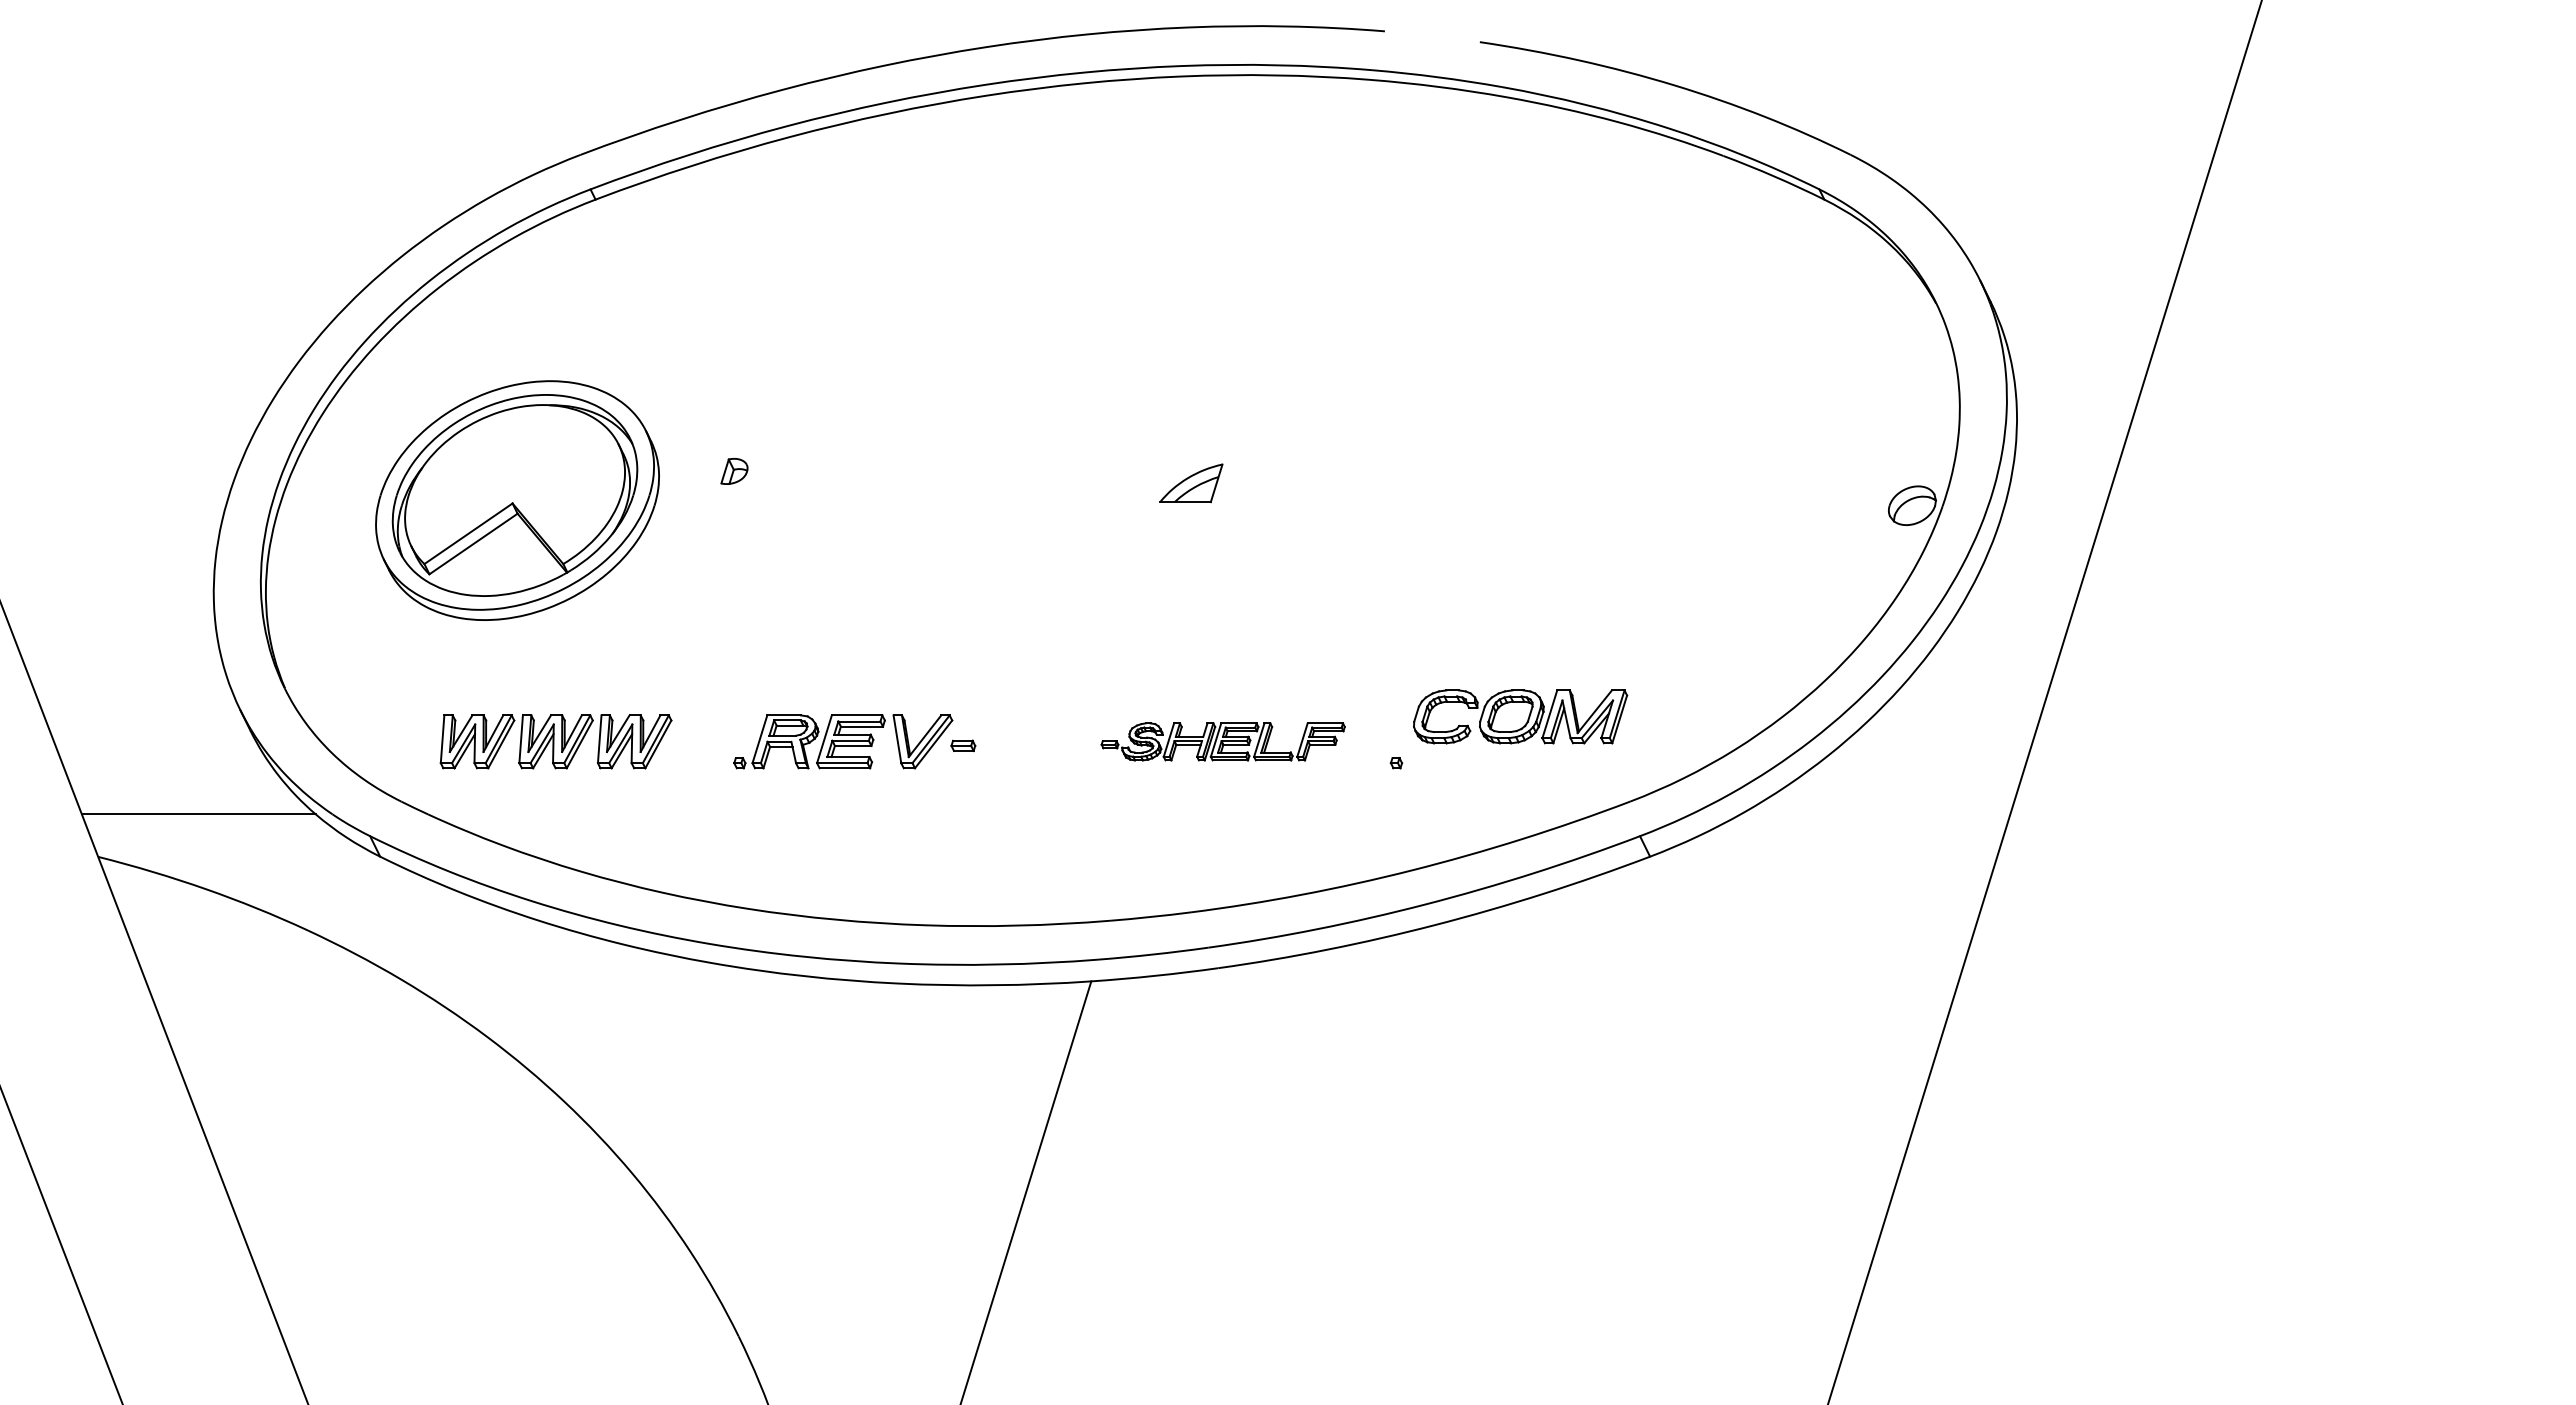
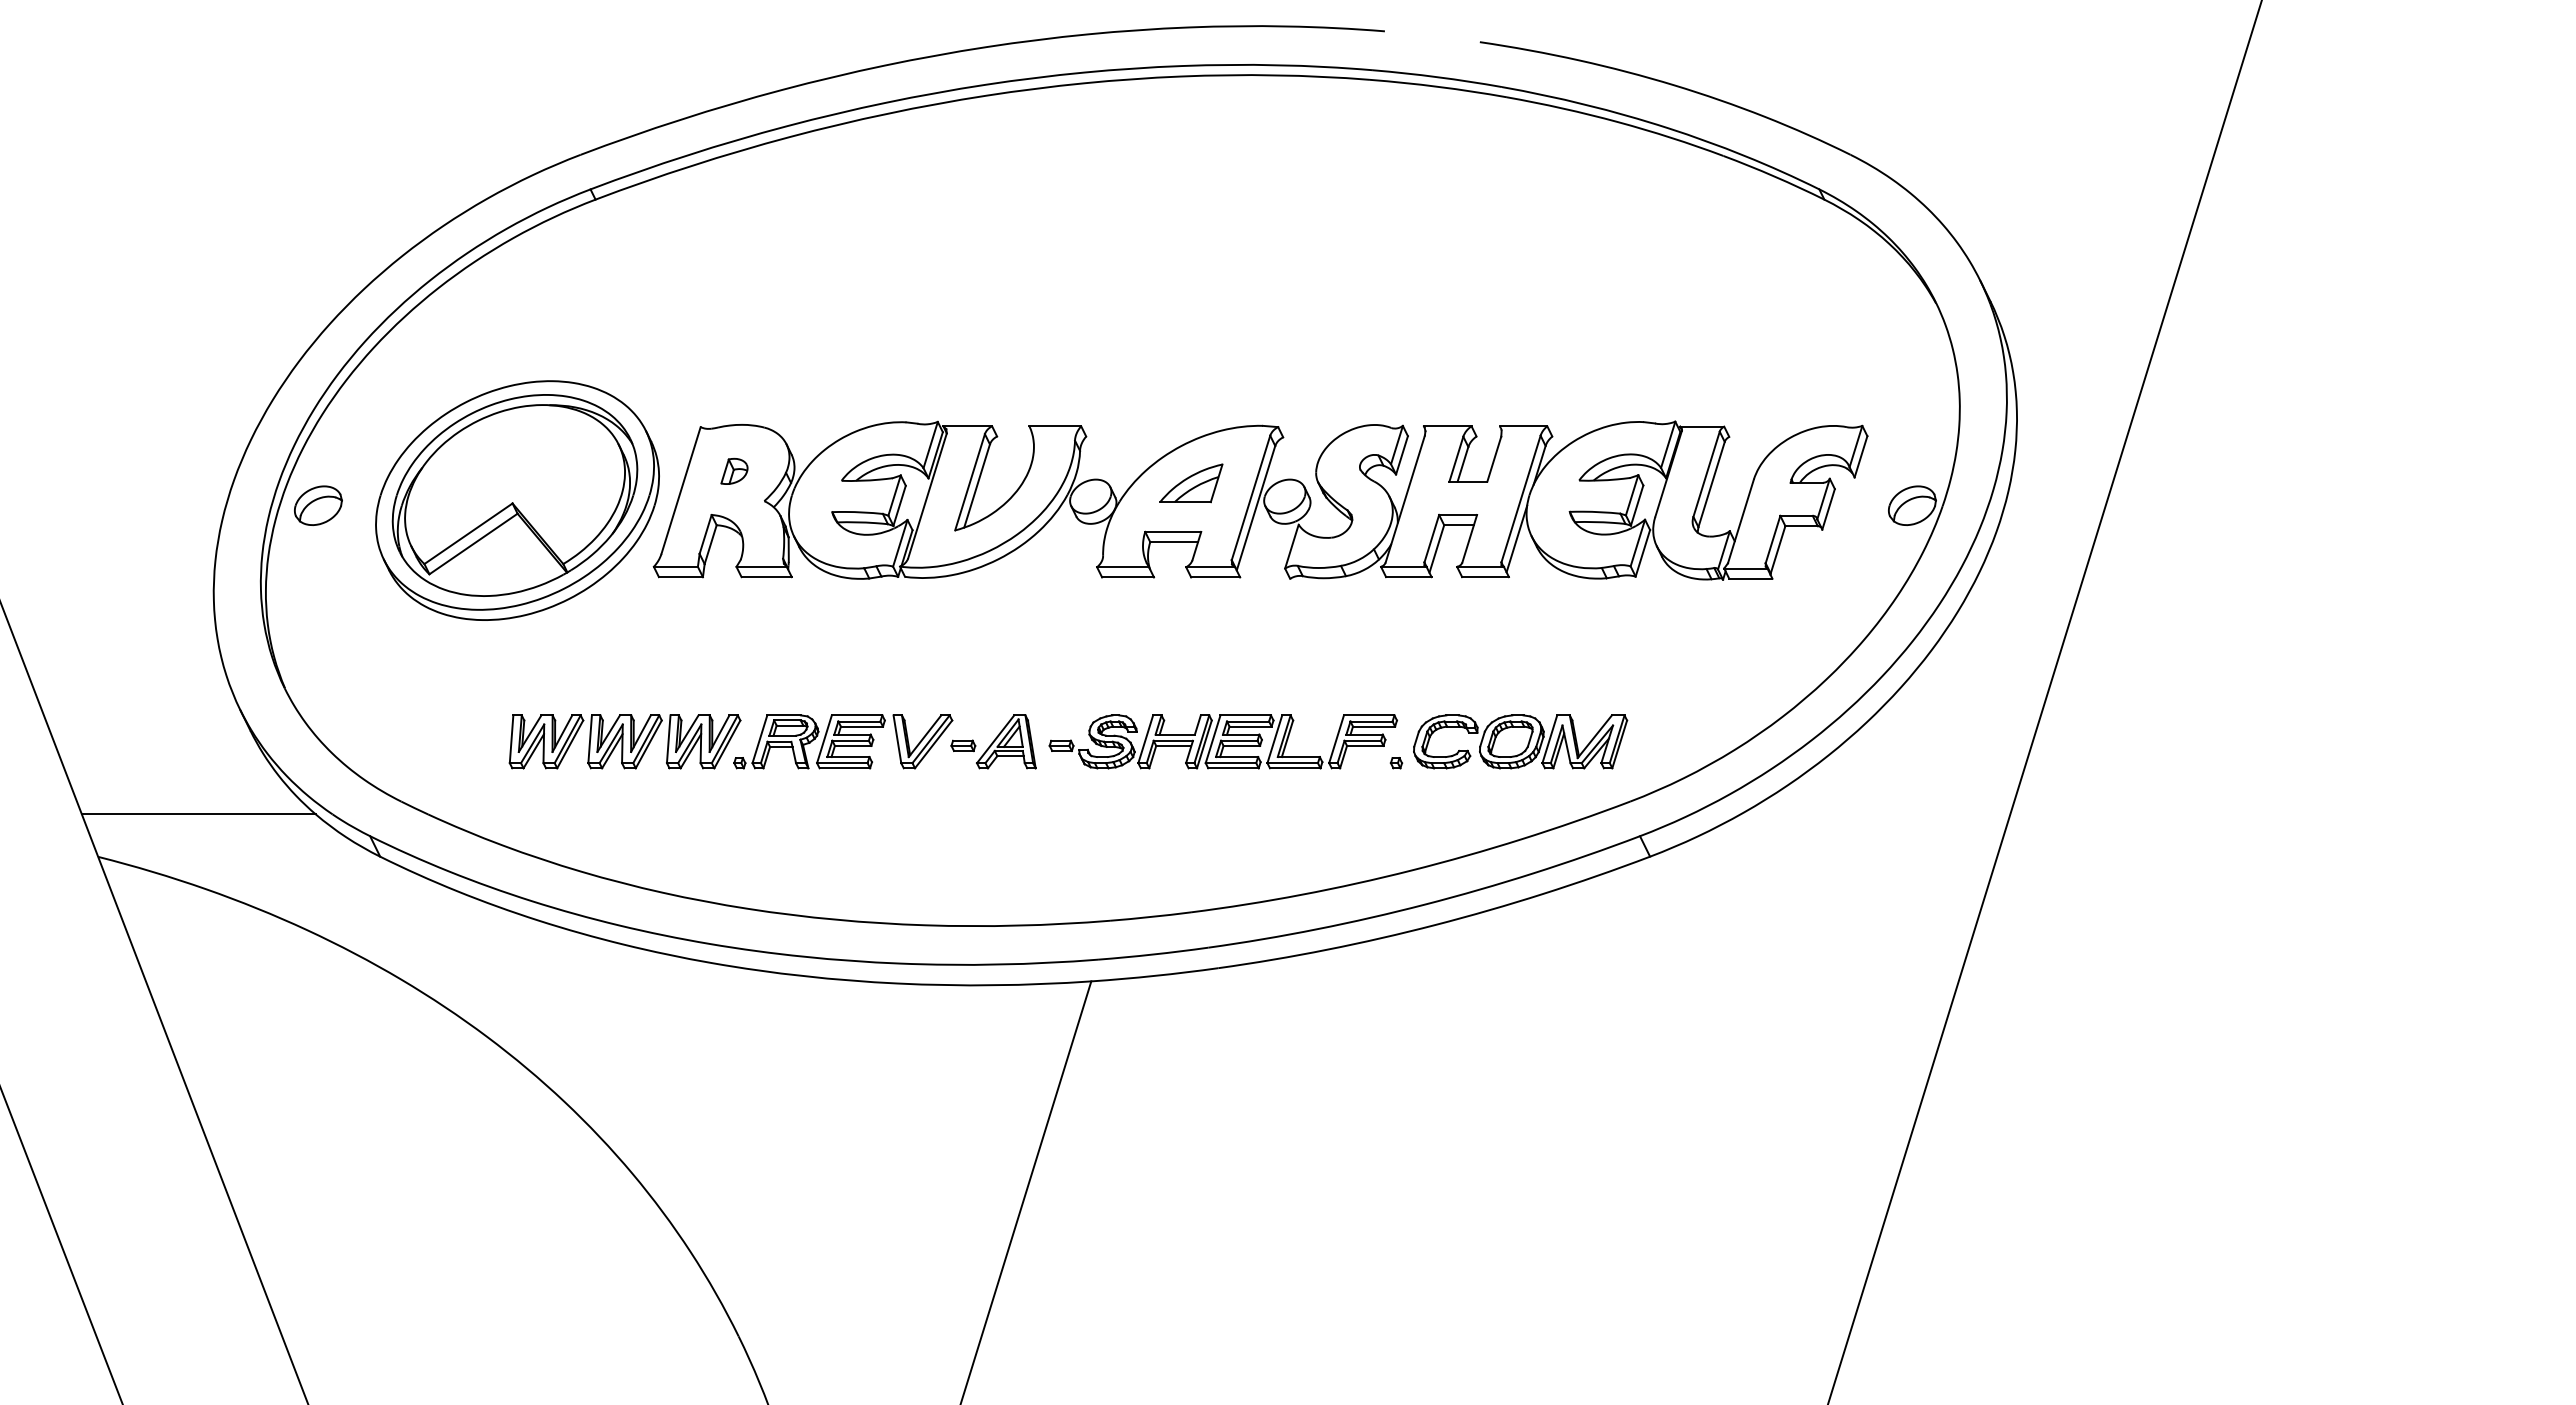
part: none -> present (1260, 500)
part: none -> present (318, 505)
part position: (1520, 716) -> (1520, 741) (1520, 741)
part position: (555, 741) -> (624, 741) (624, 741)
part: none -> present (1006, 741)
part size: 246x40 px -> 350x56 px (1222, 741)
